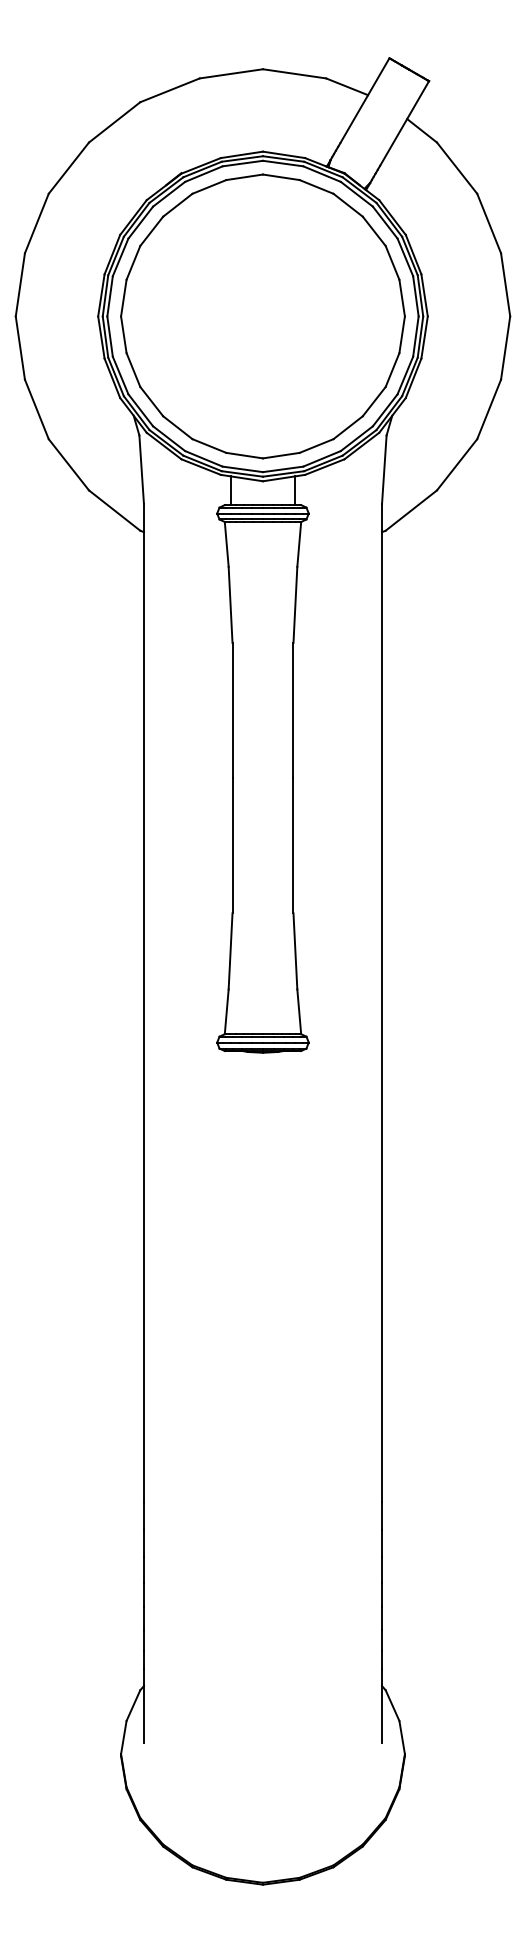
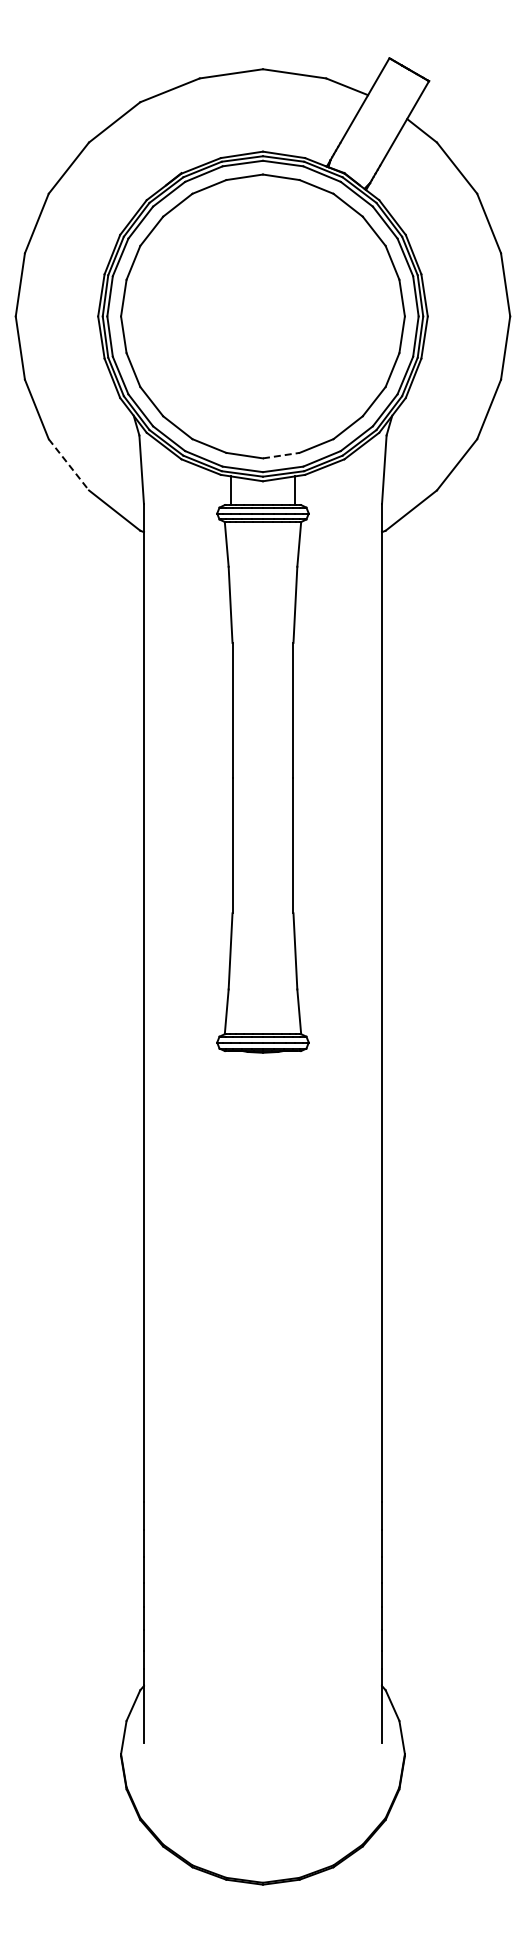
line: solid -> dashed (281, 455)
line: solid -> dashed (68, 464)
